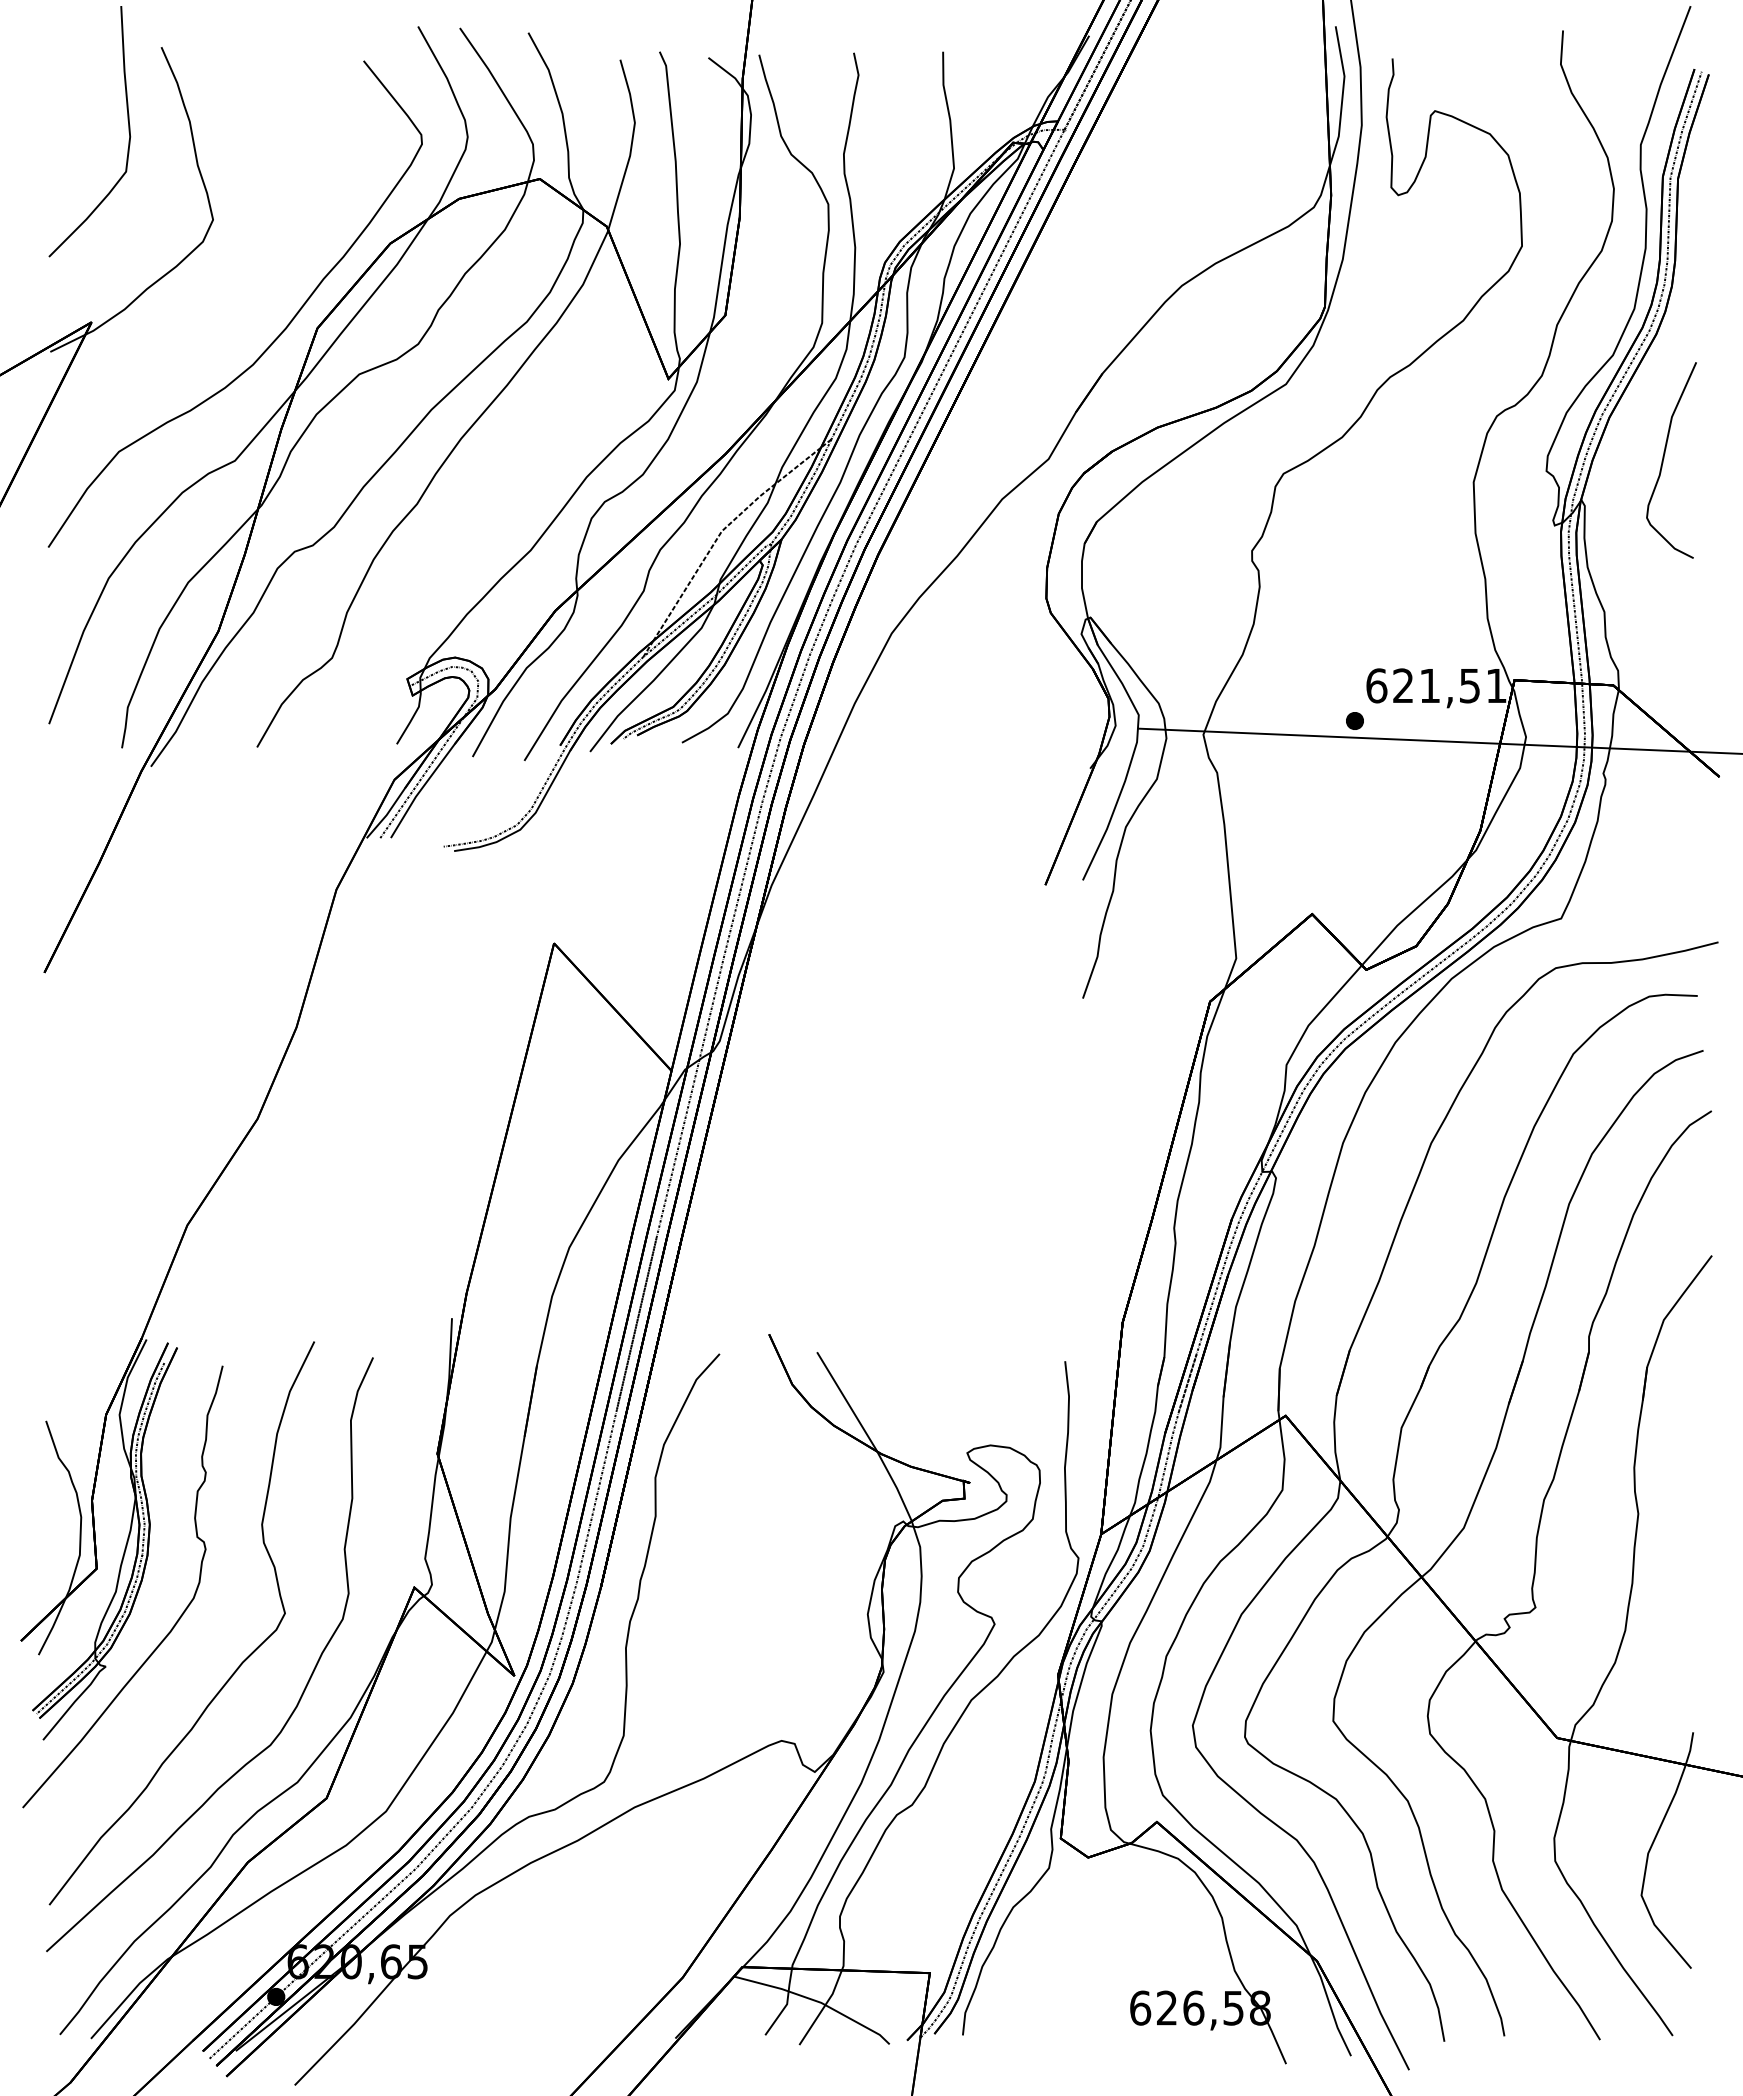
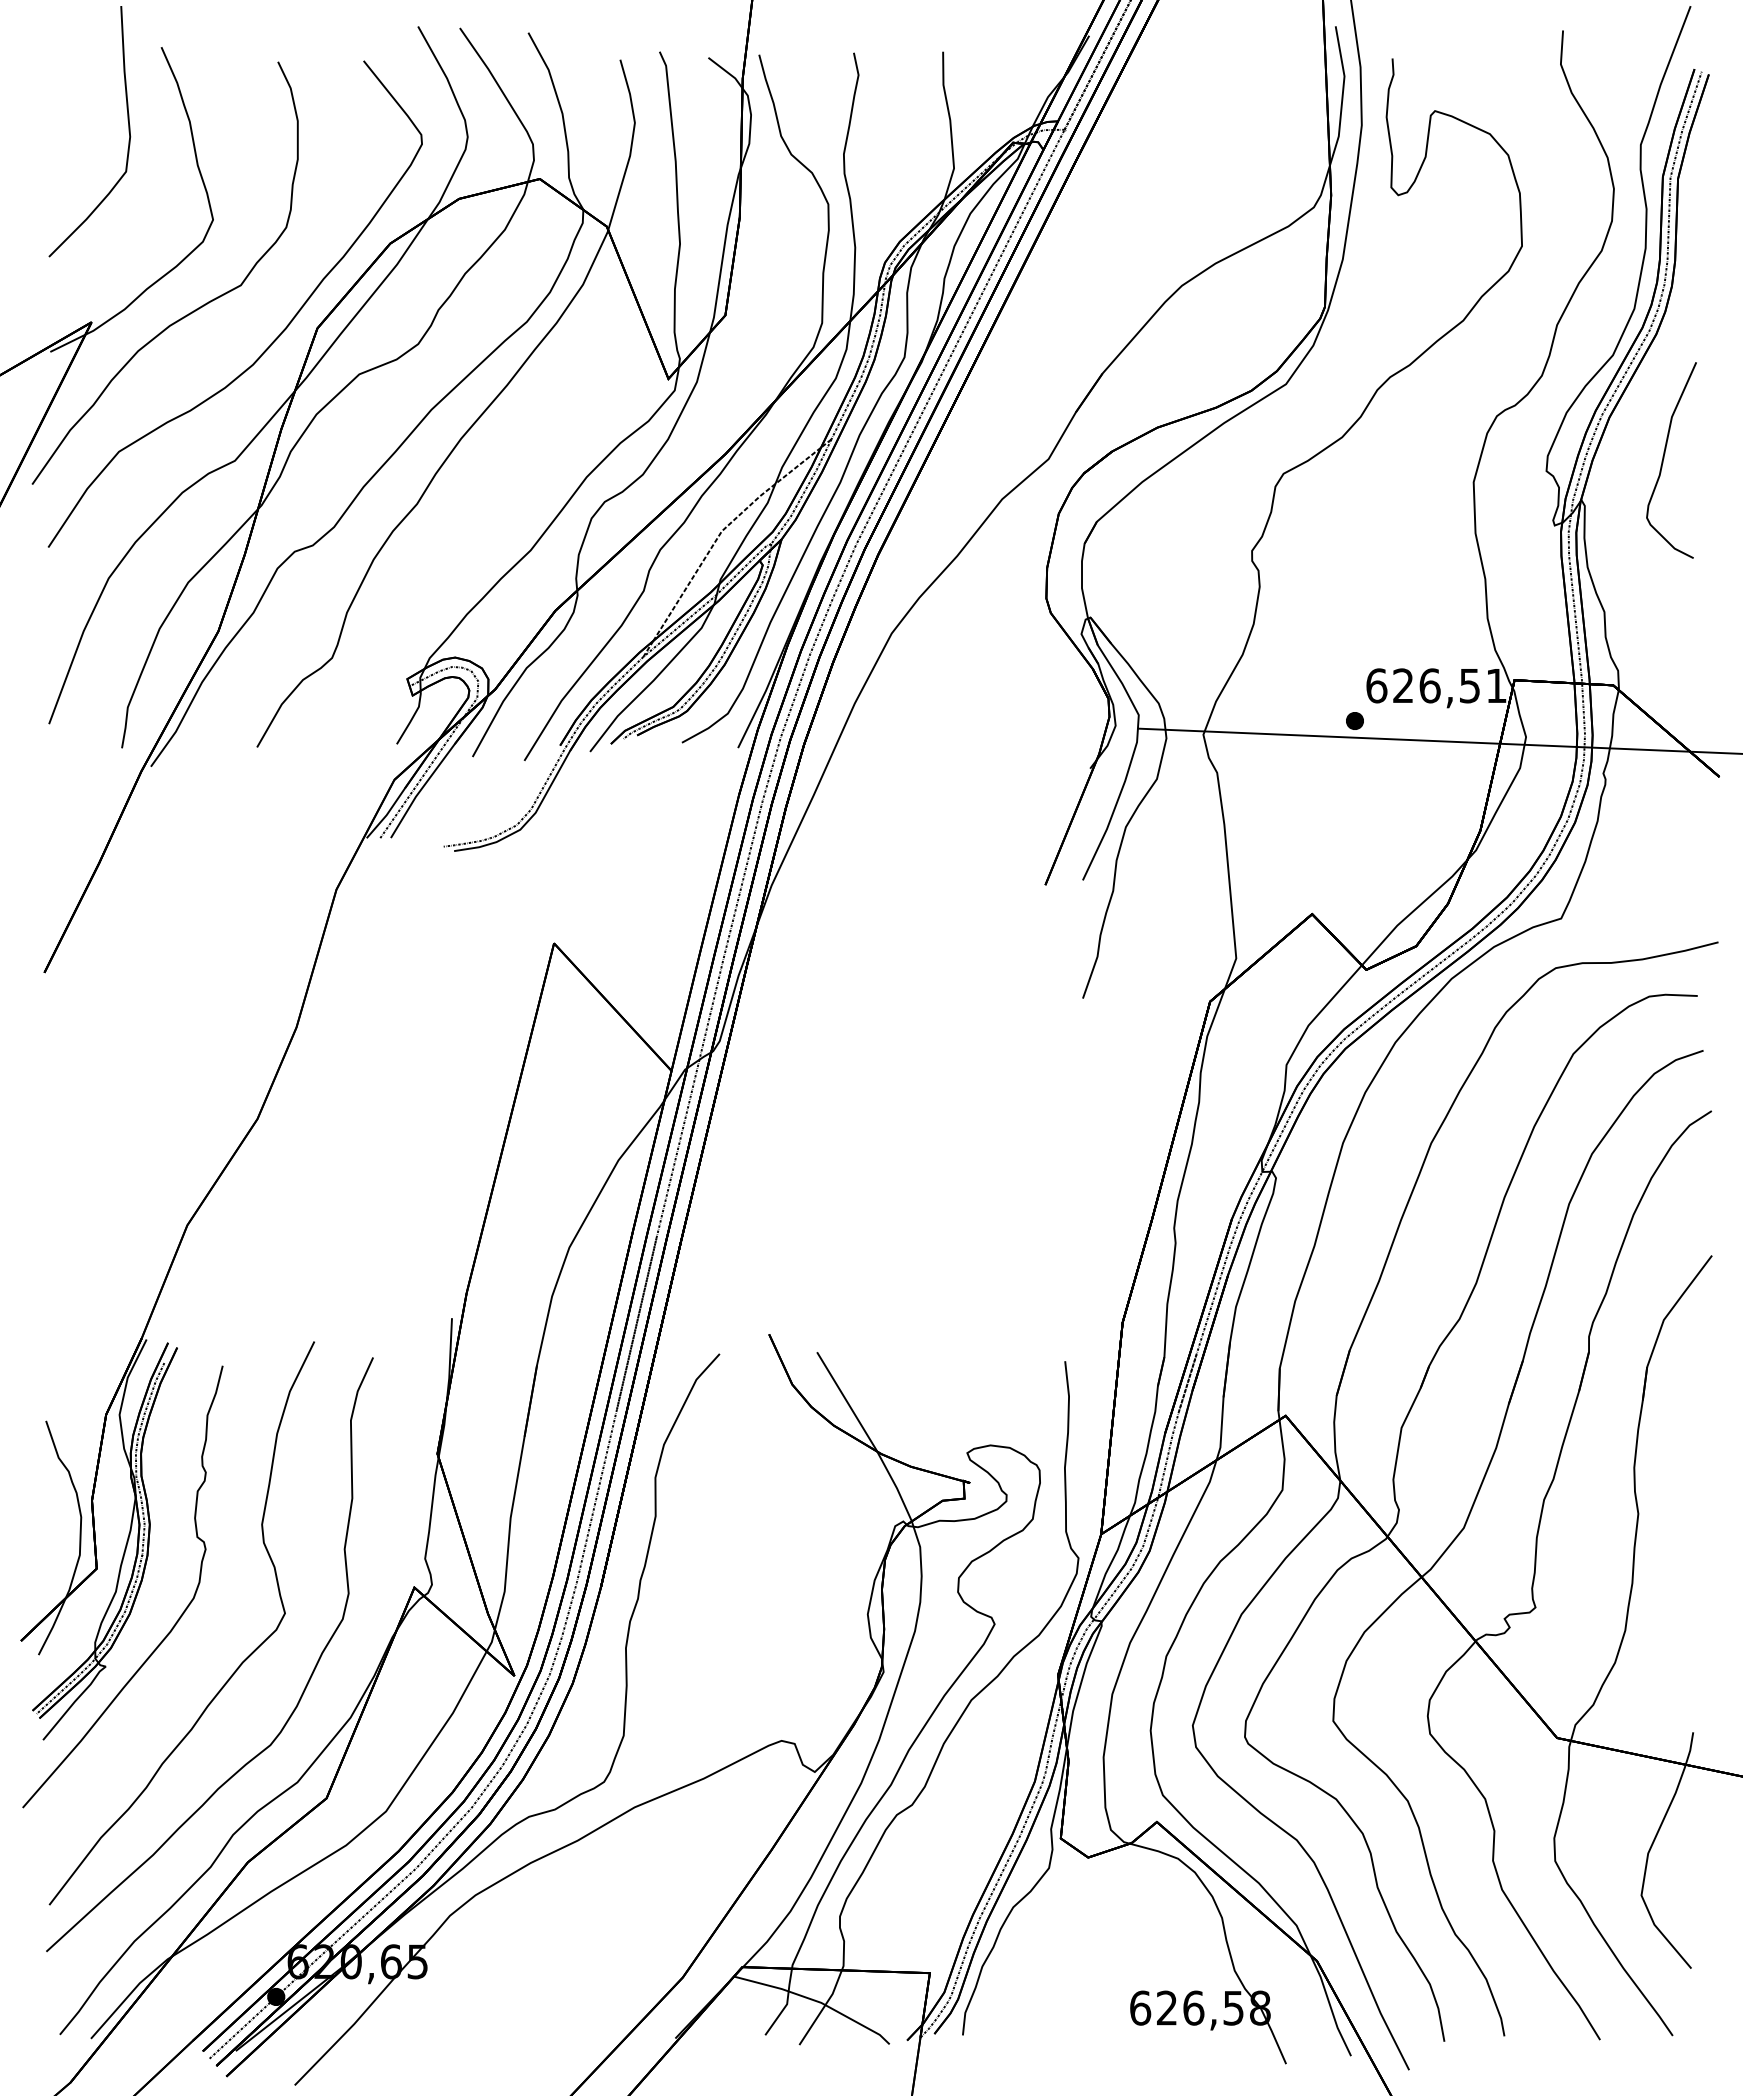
part: none -> present (186, 314)
text: 621,51 -> 626,51 (1429, 685)
